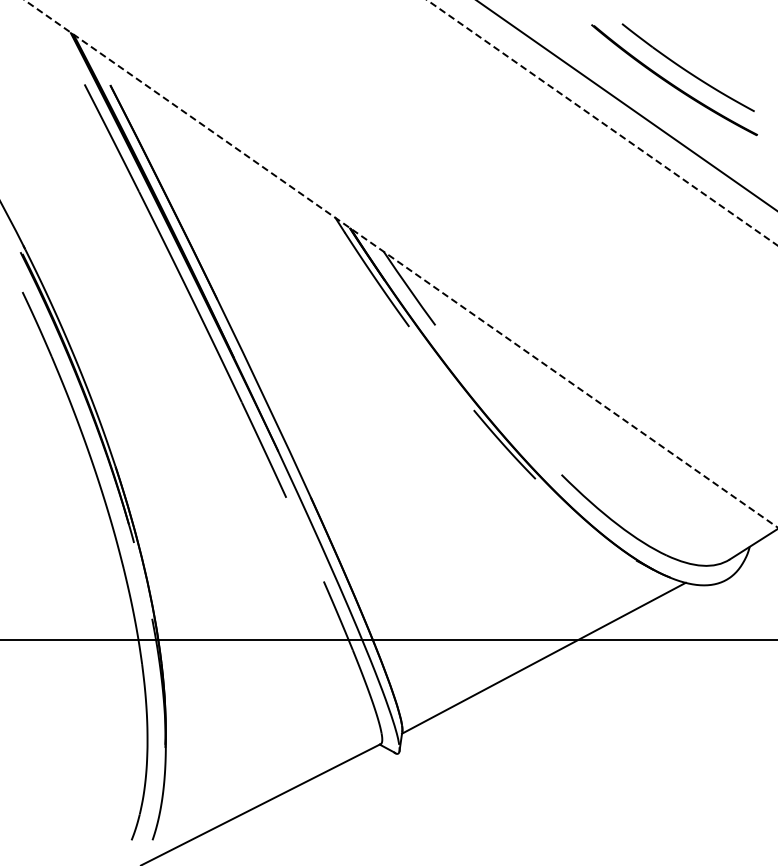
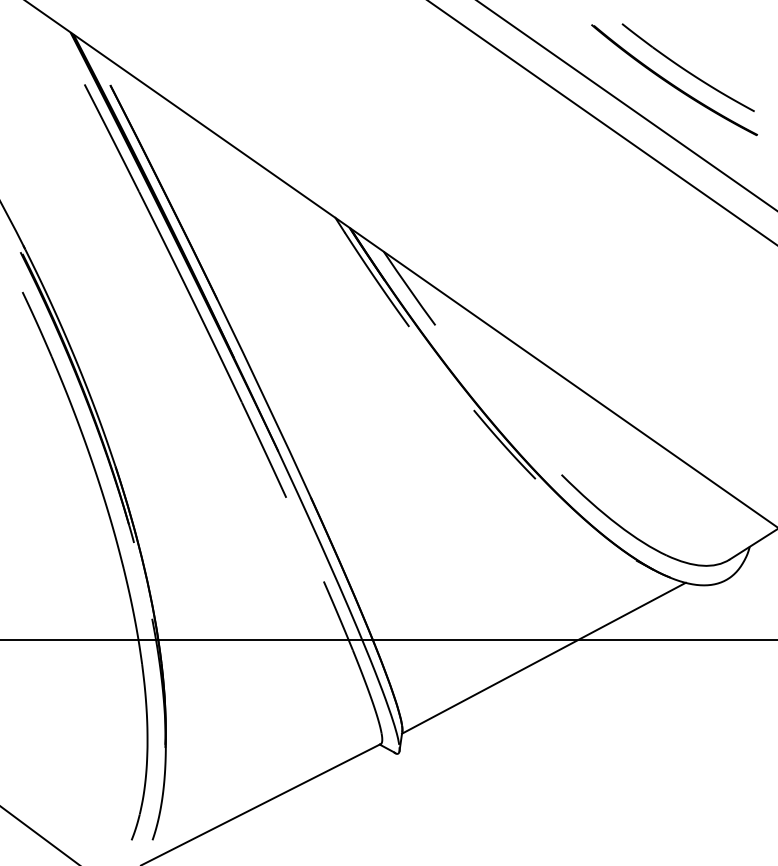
line: dashed -> solid (602, 122)
line: dashed -> solid (401, 263)
line: none -> present (39, 834)
